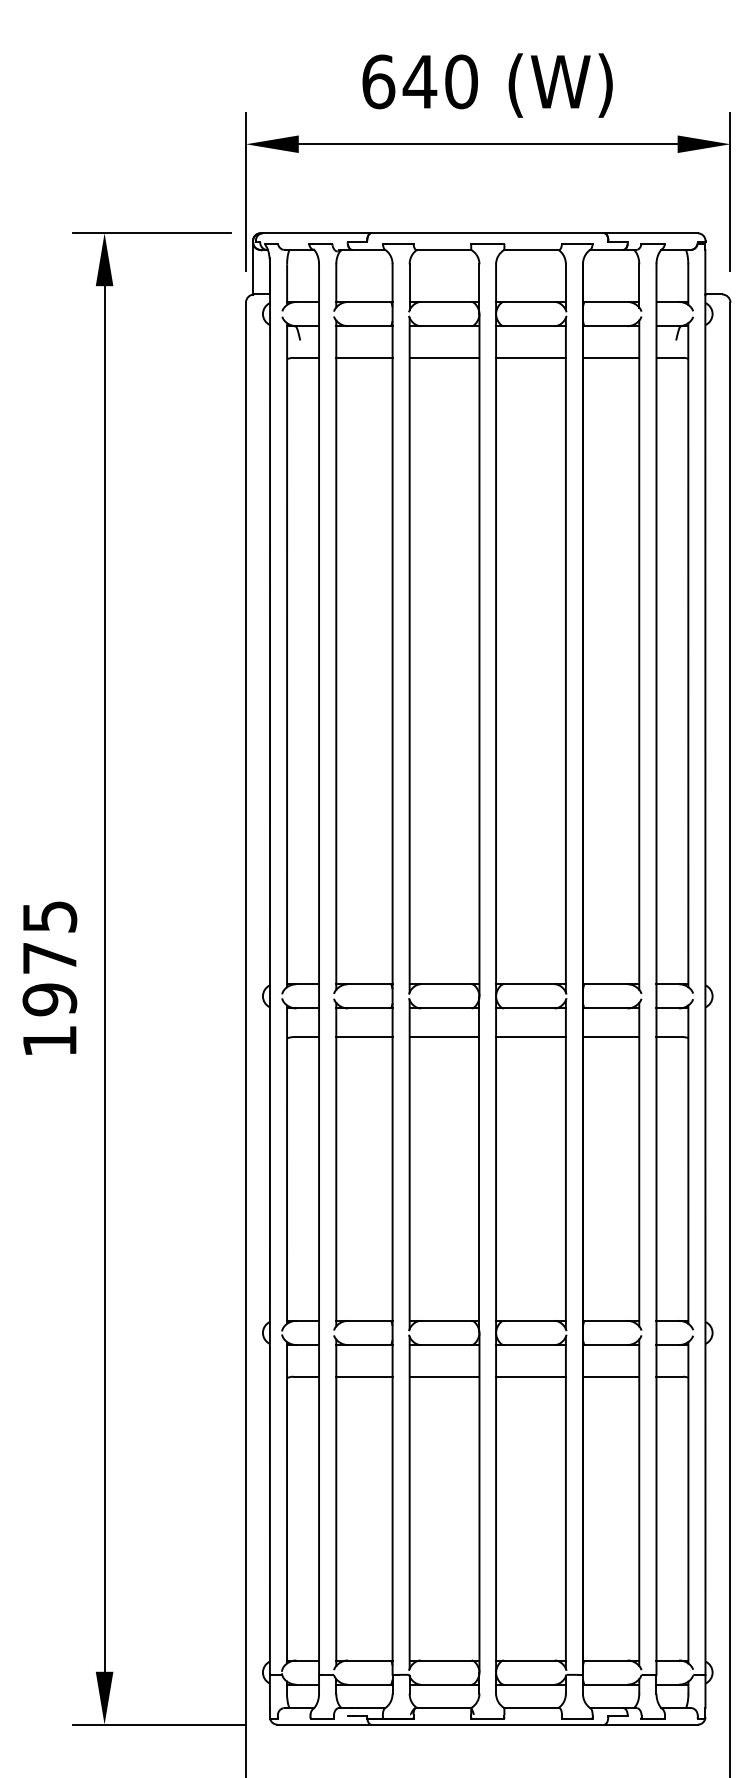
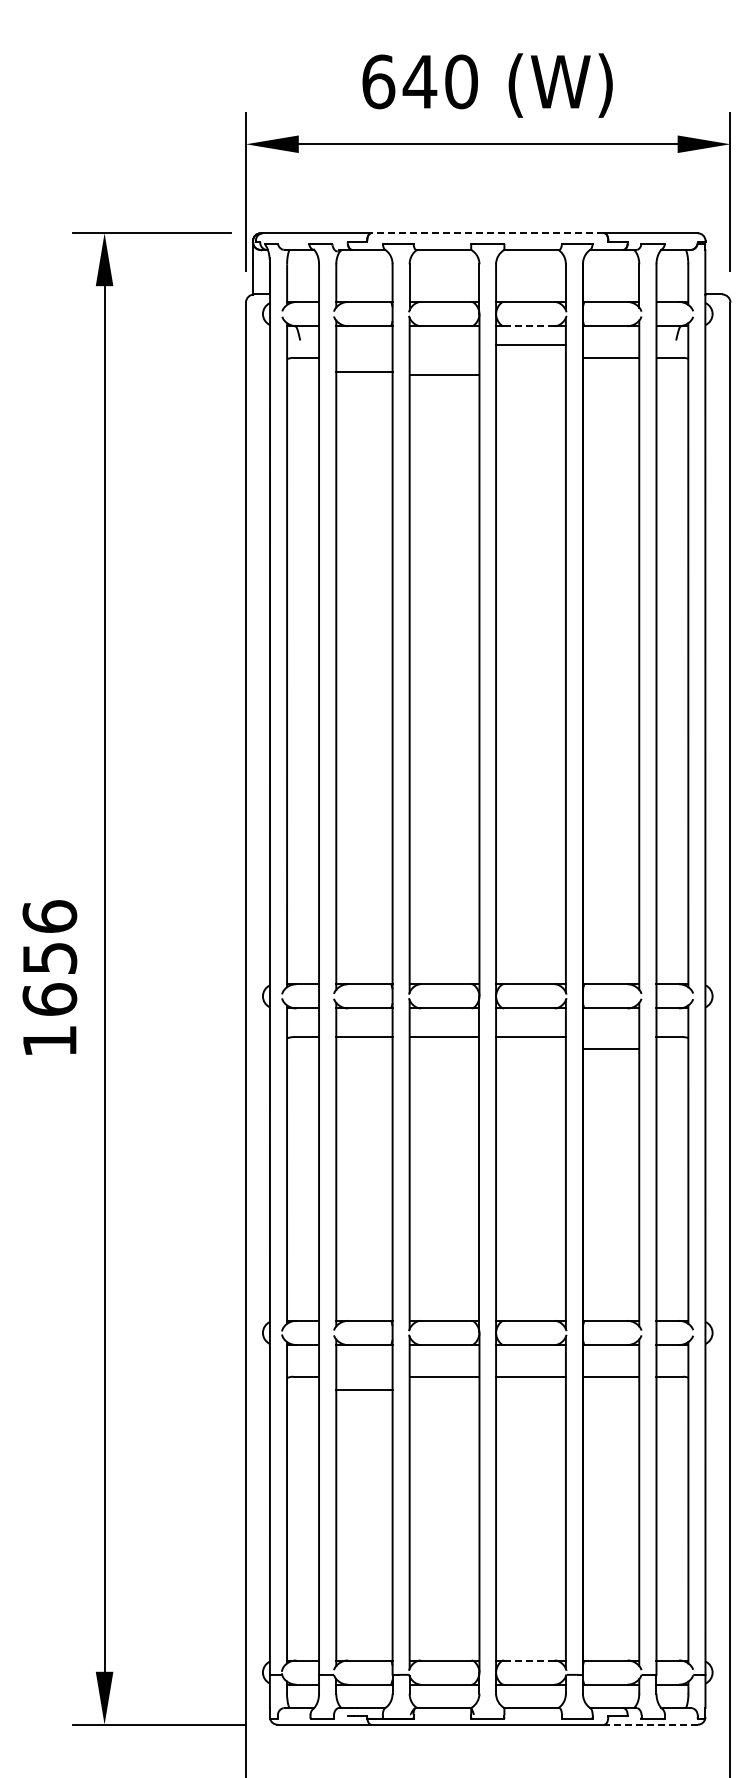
line: solid -> dashed (487, 233)
line: solid -> dashed (529, 326)
line position: (364, 357) -> (364, 371) (364, 371)
line position: (444, 357) -> (444, 374) (444, 374)
line position: (530, 357) -> (530, 344) (530, 344)
text: 1975 -> 1656 (49, 958)
line position: (610, 1037) -> (610, 1049) (610, 1049)
line position: (364, 1376) -> (364, 1389) (364, 1389)
line: solid -> dashed (529, 1660)
line: solid -> dashed (651, 1724)
